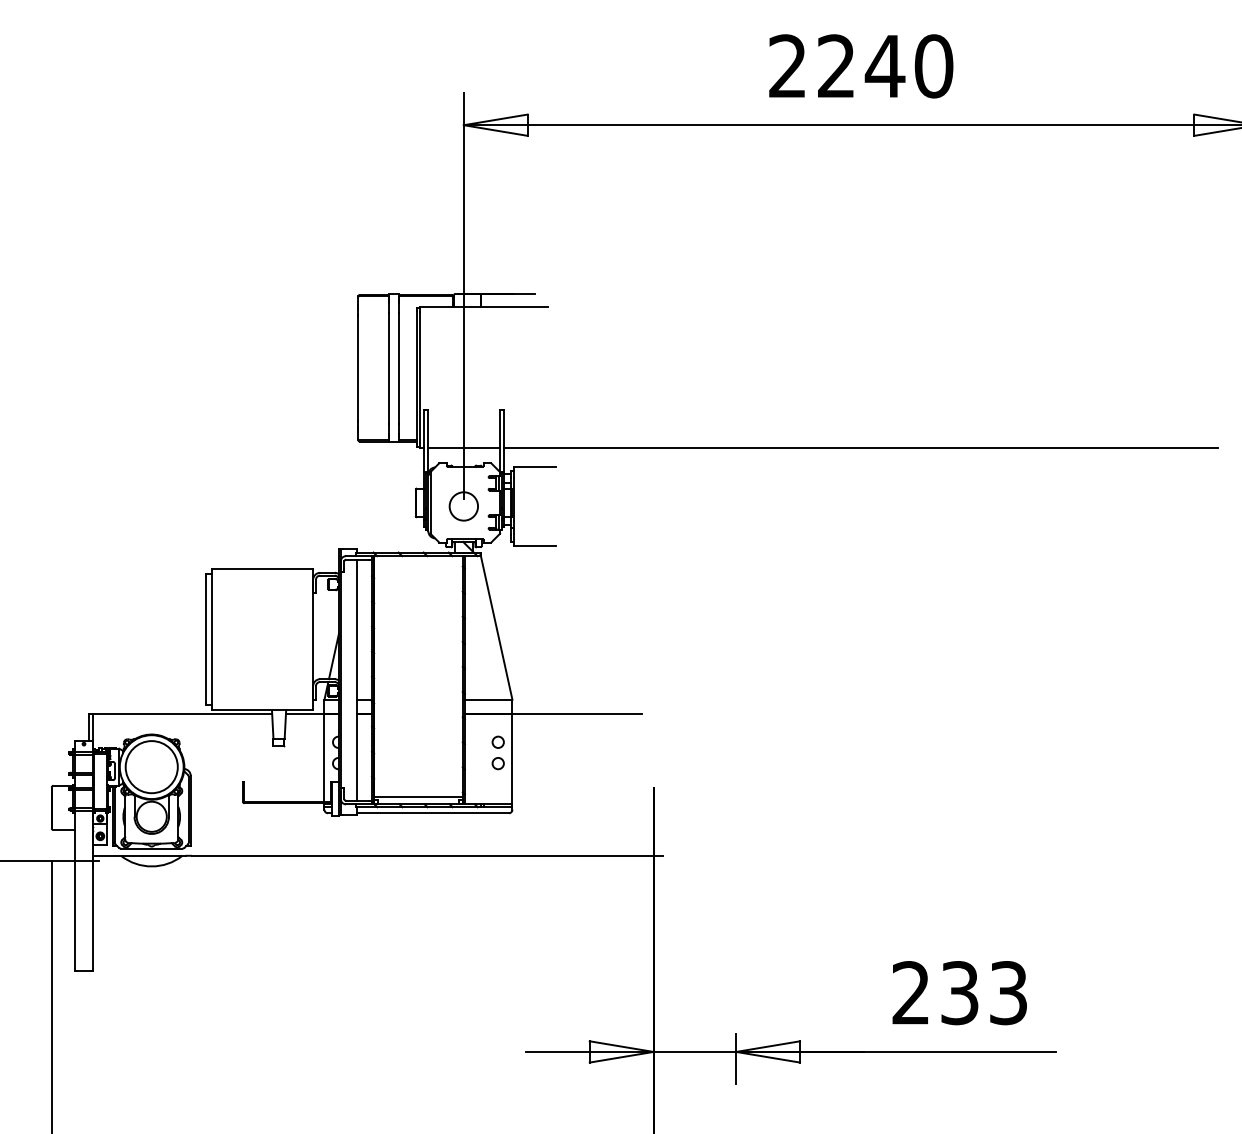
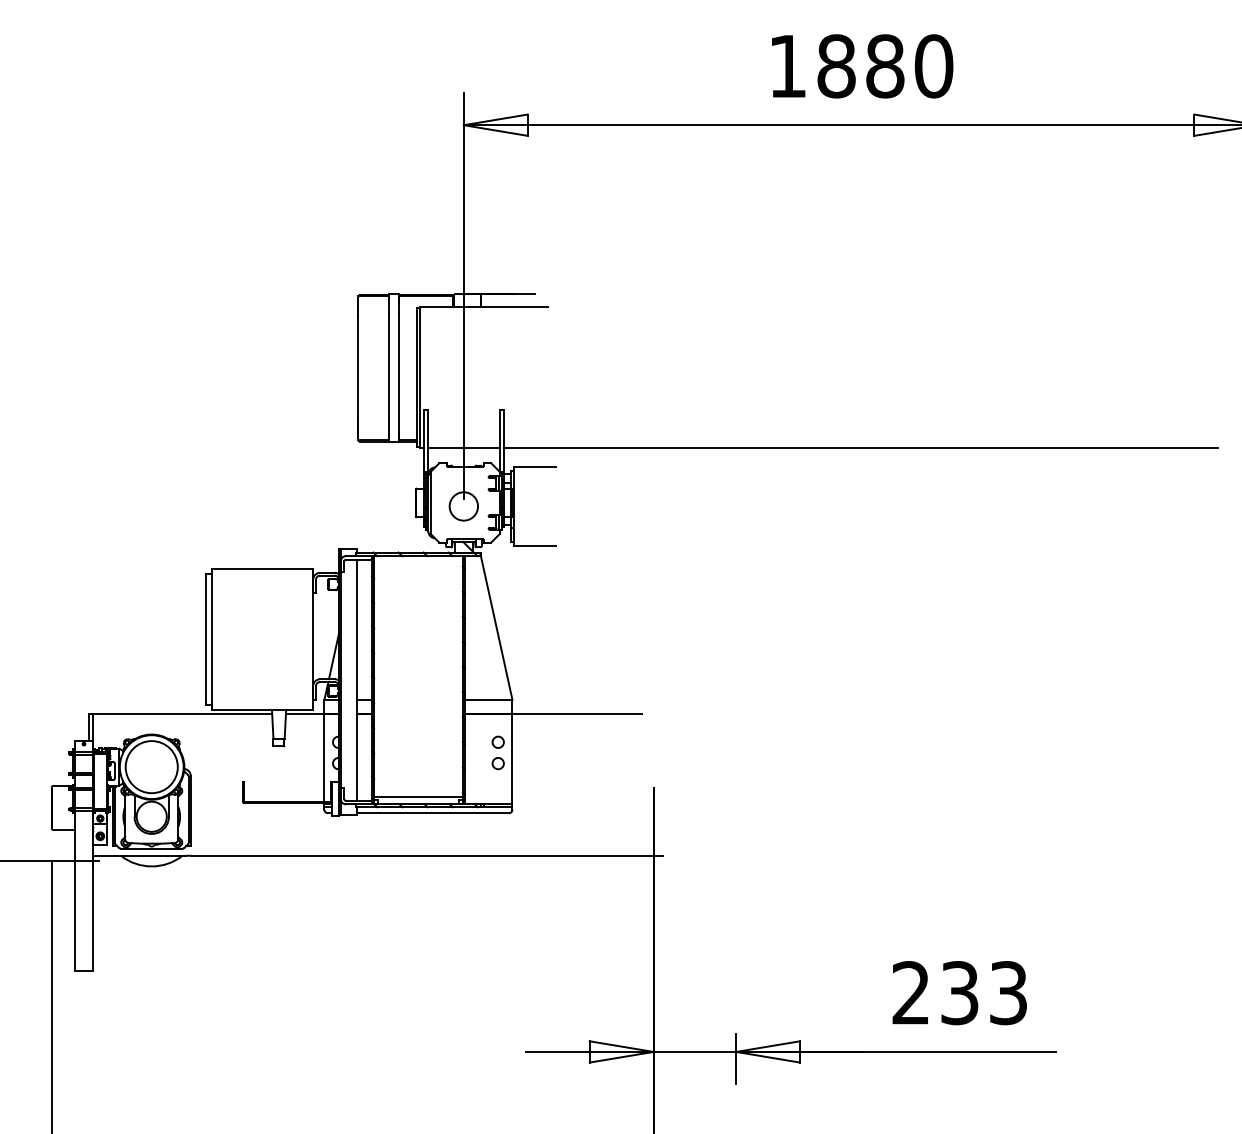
text: 2240 -> 1880 (837, 66)
